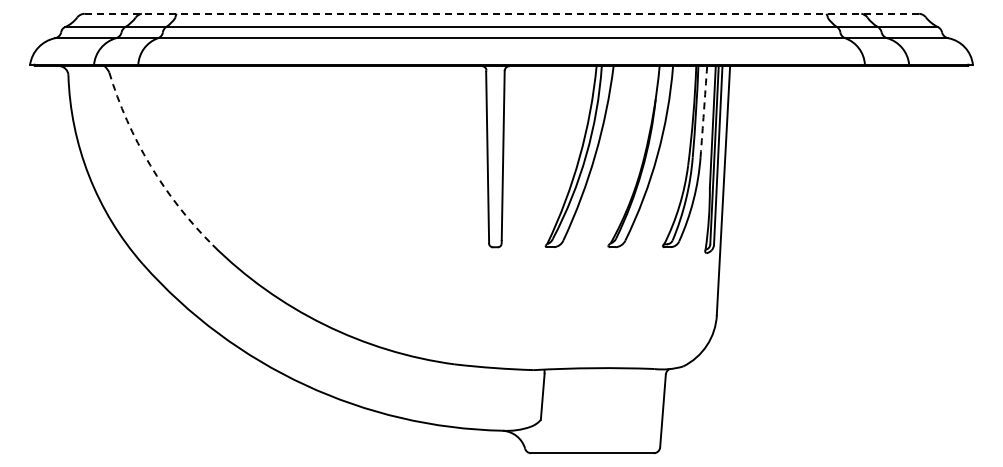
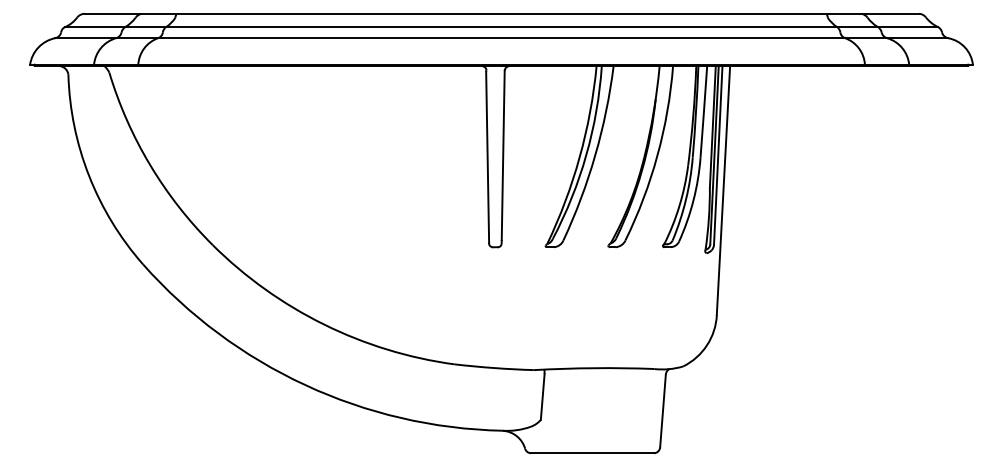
line: dashed -> solid (502, 13)
arc: dashed -> solid (703, 111)
arc: dashed -> solid (150, 165)
